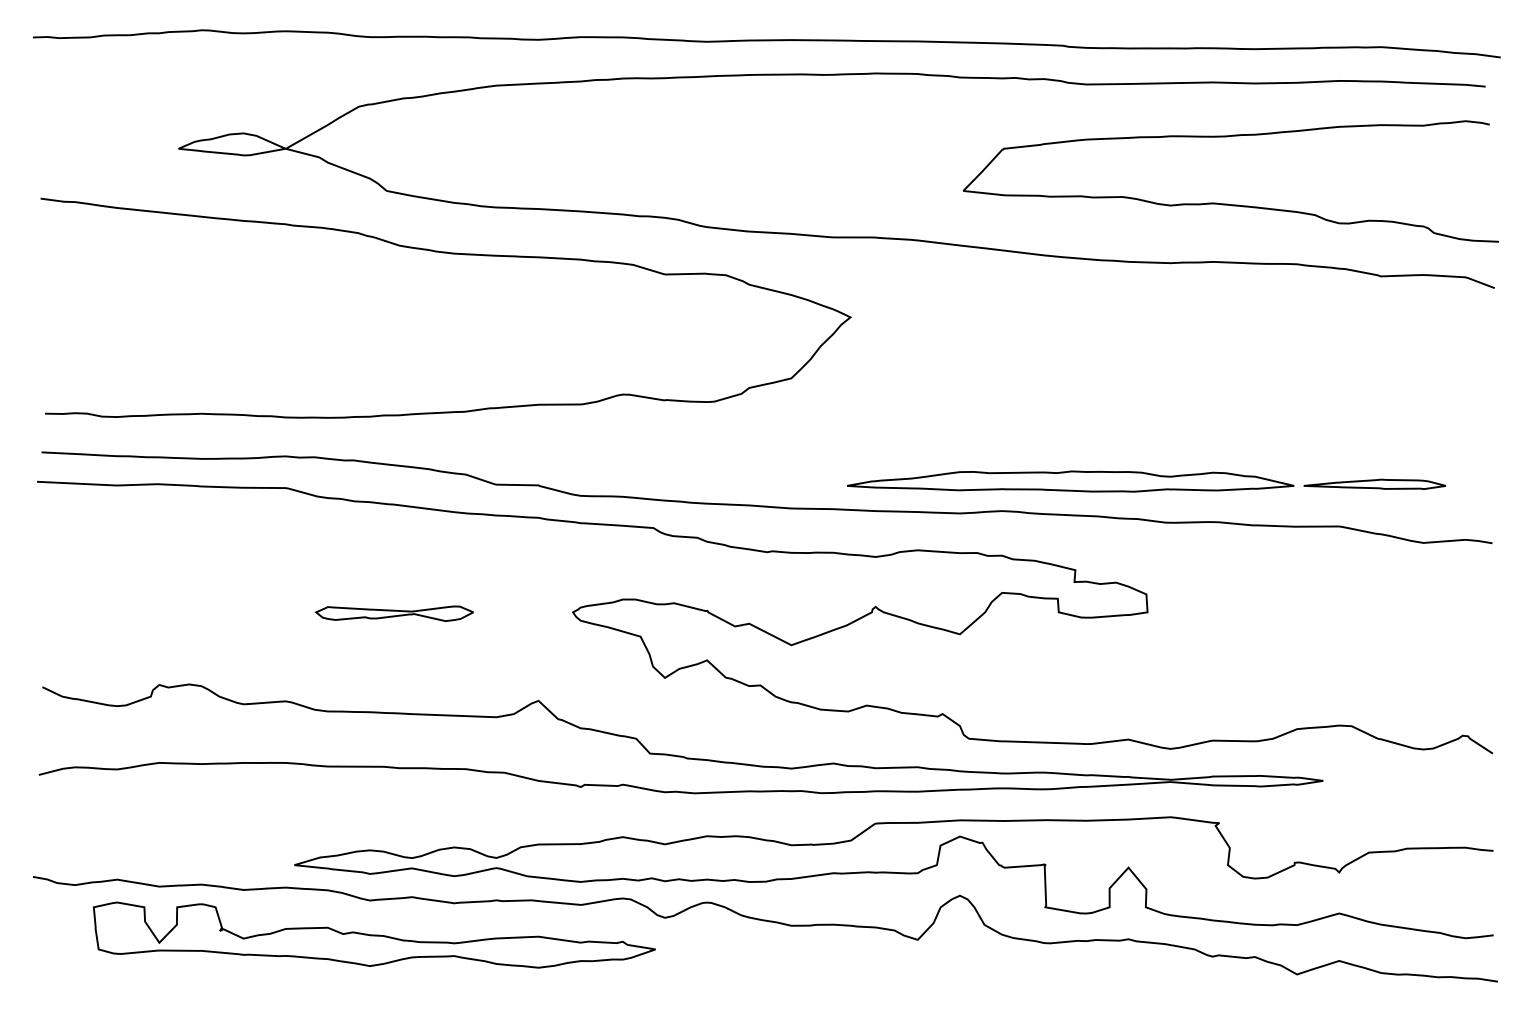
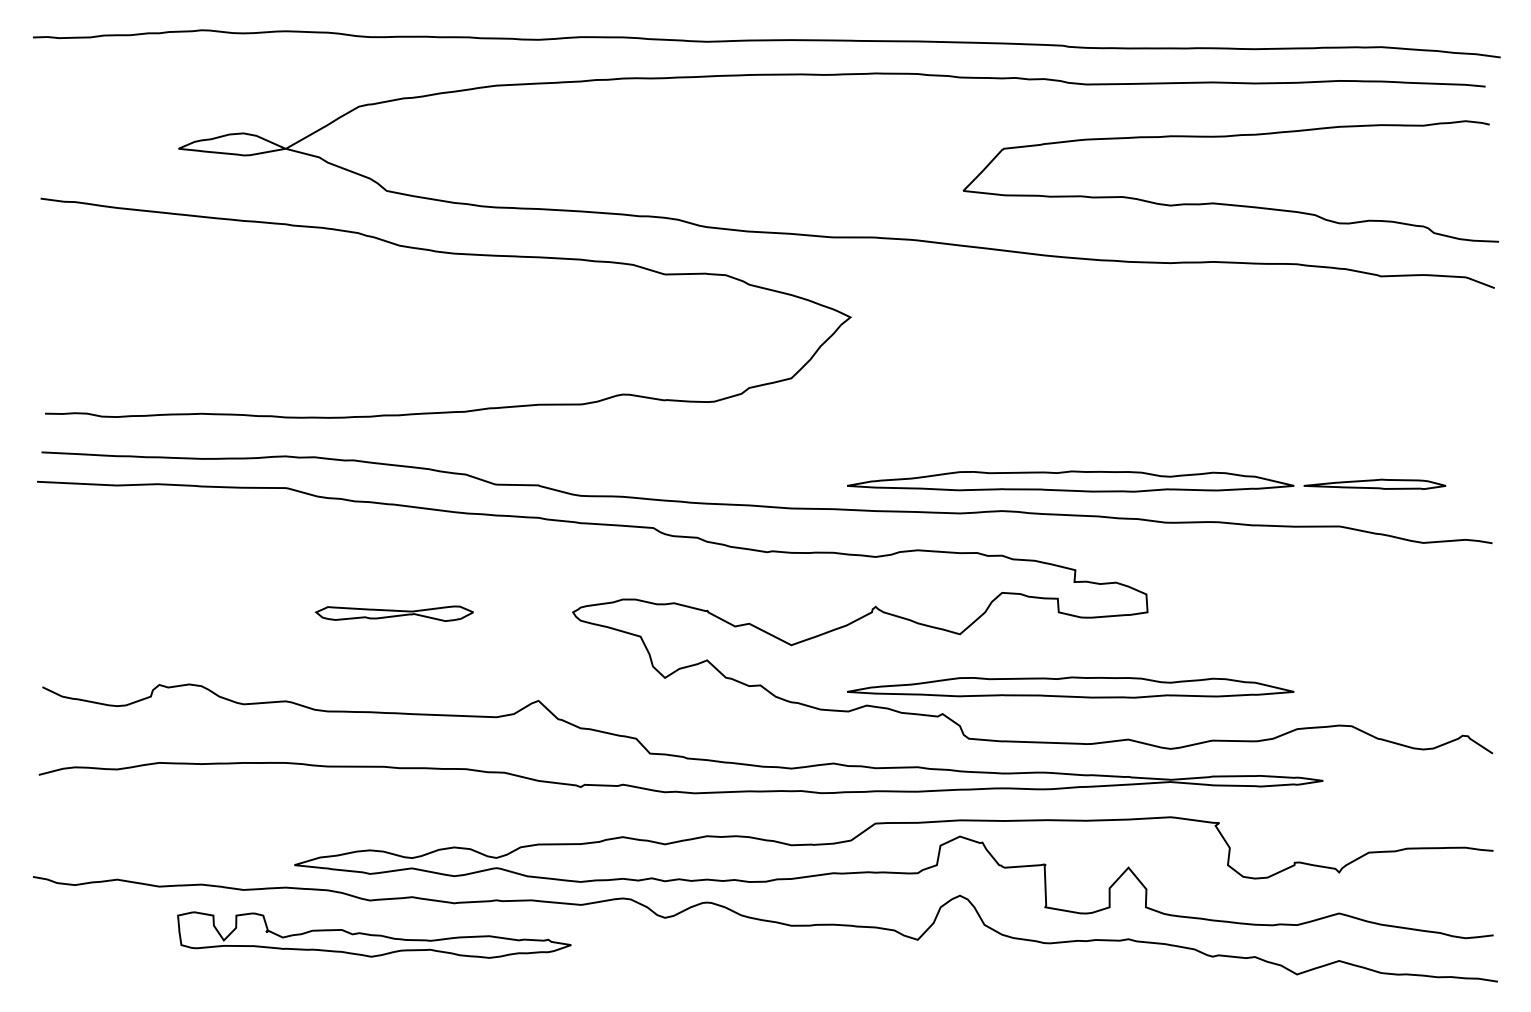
part: none -> present (1070, 687)
part size: 563x68 px -> 395x48 px (374, 934)
